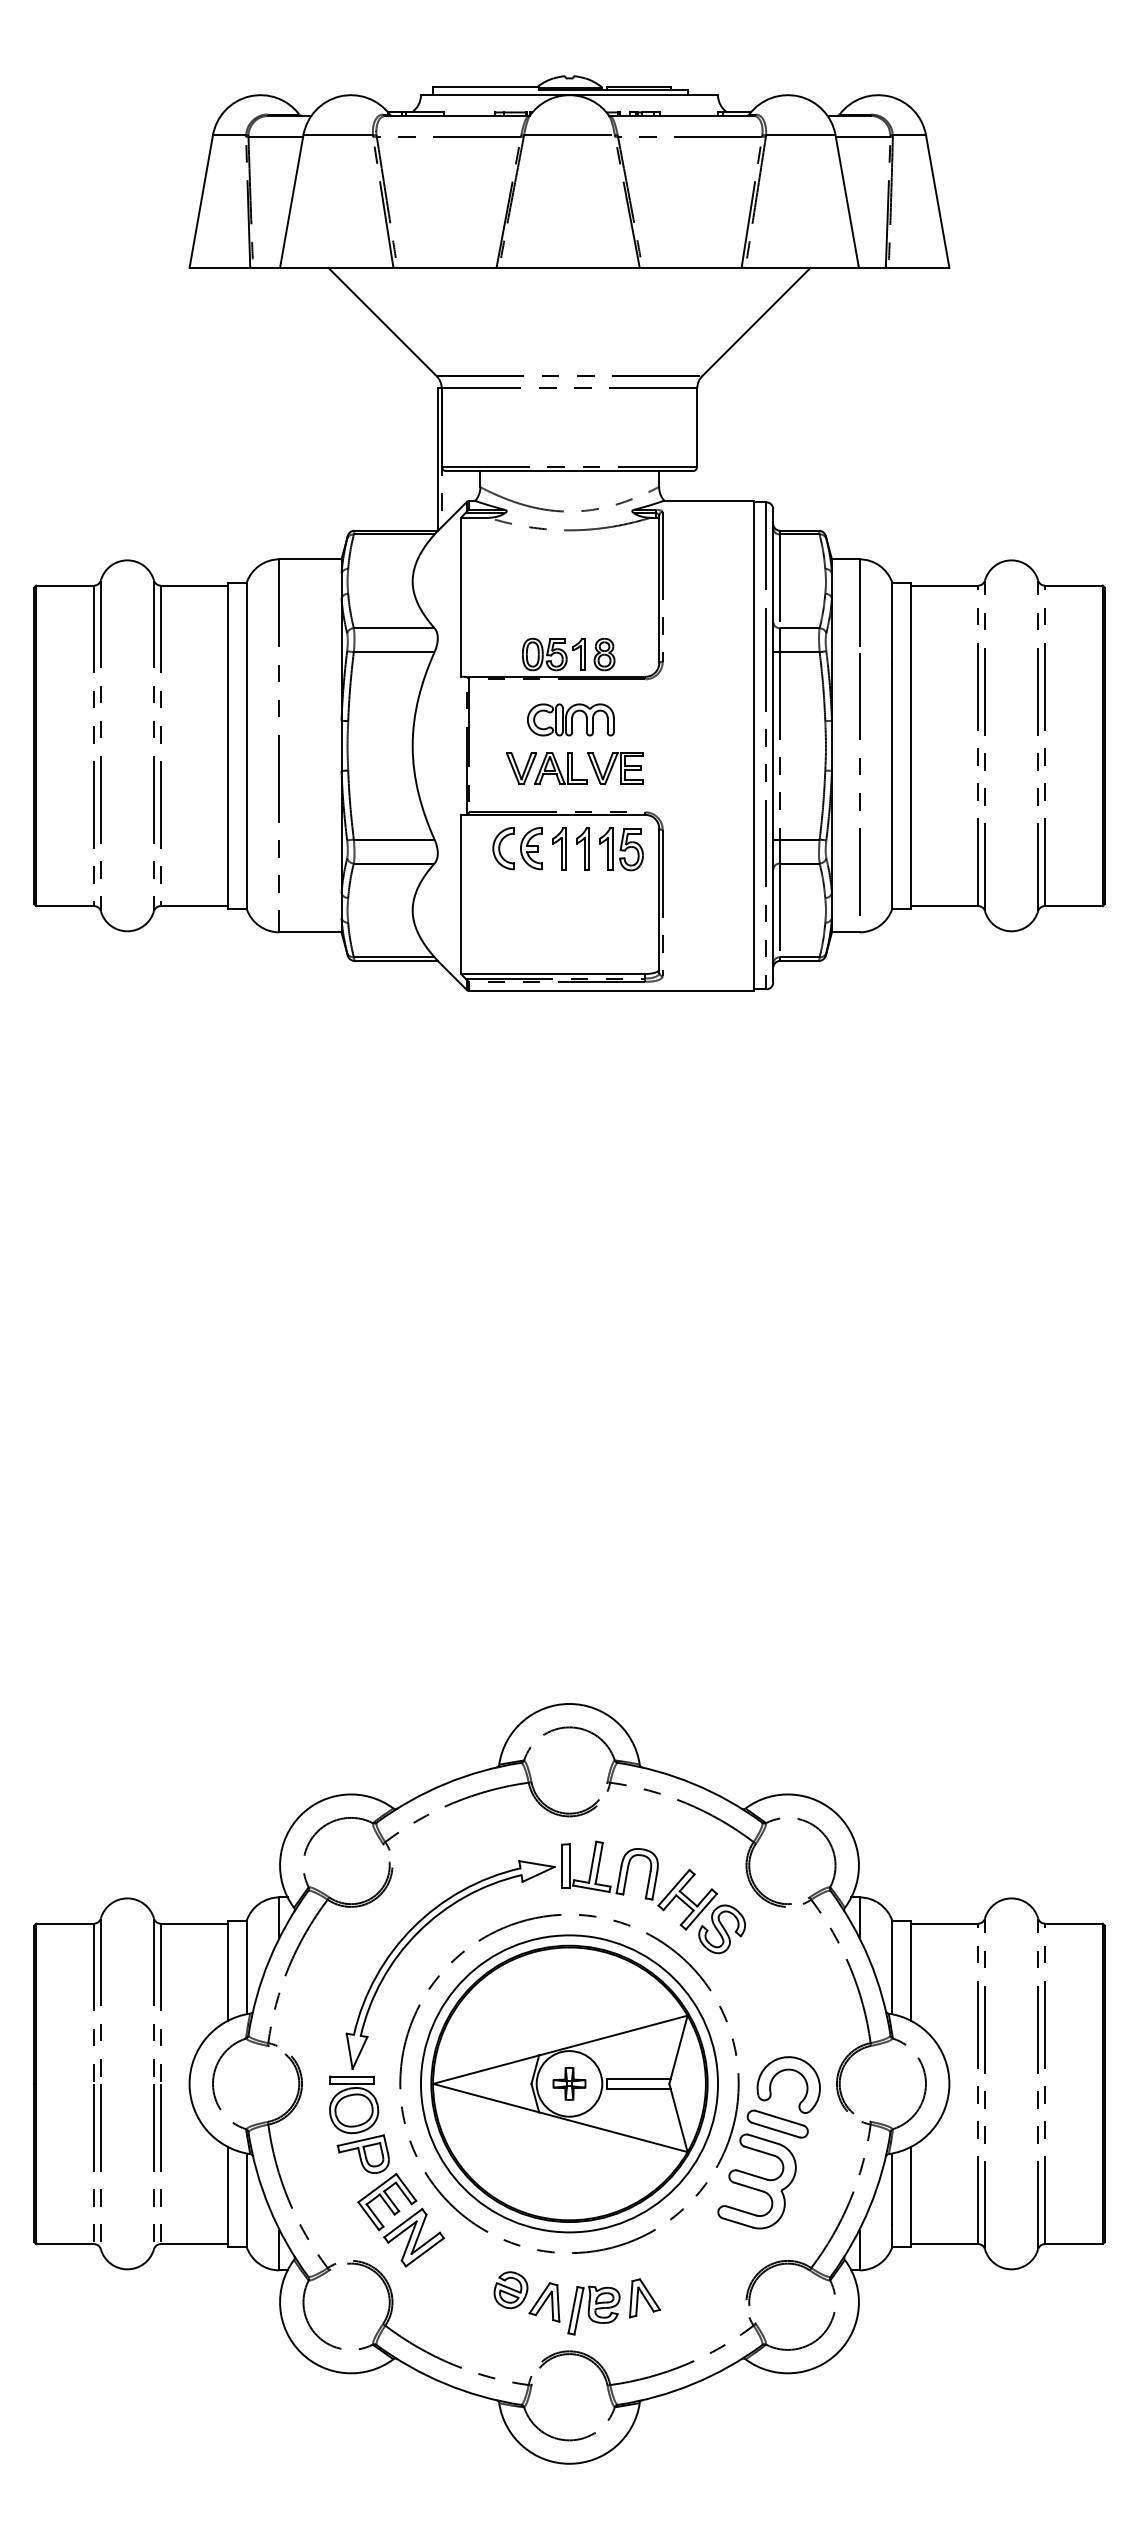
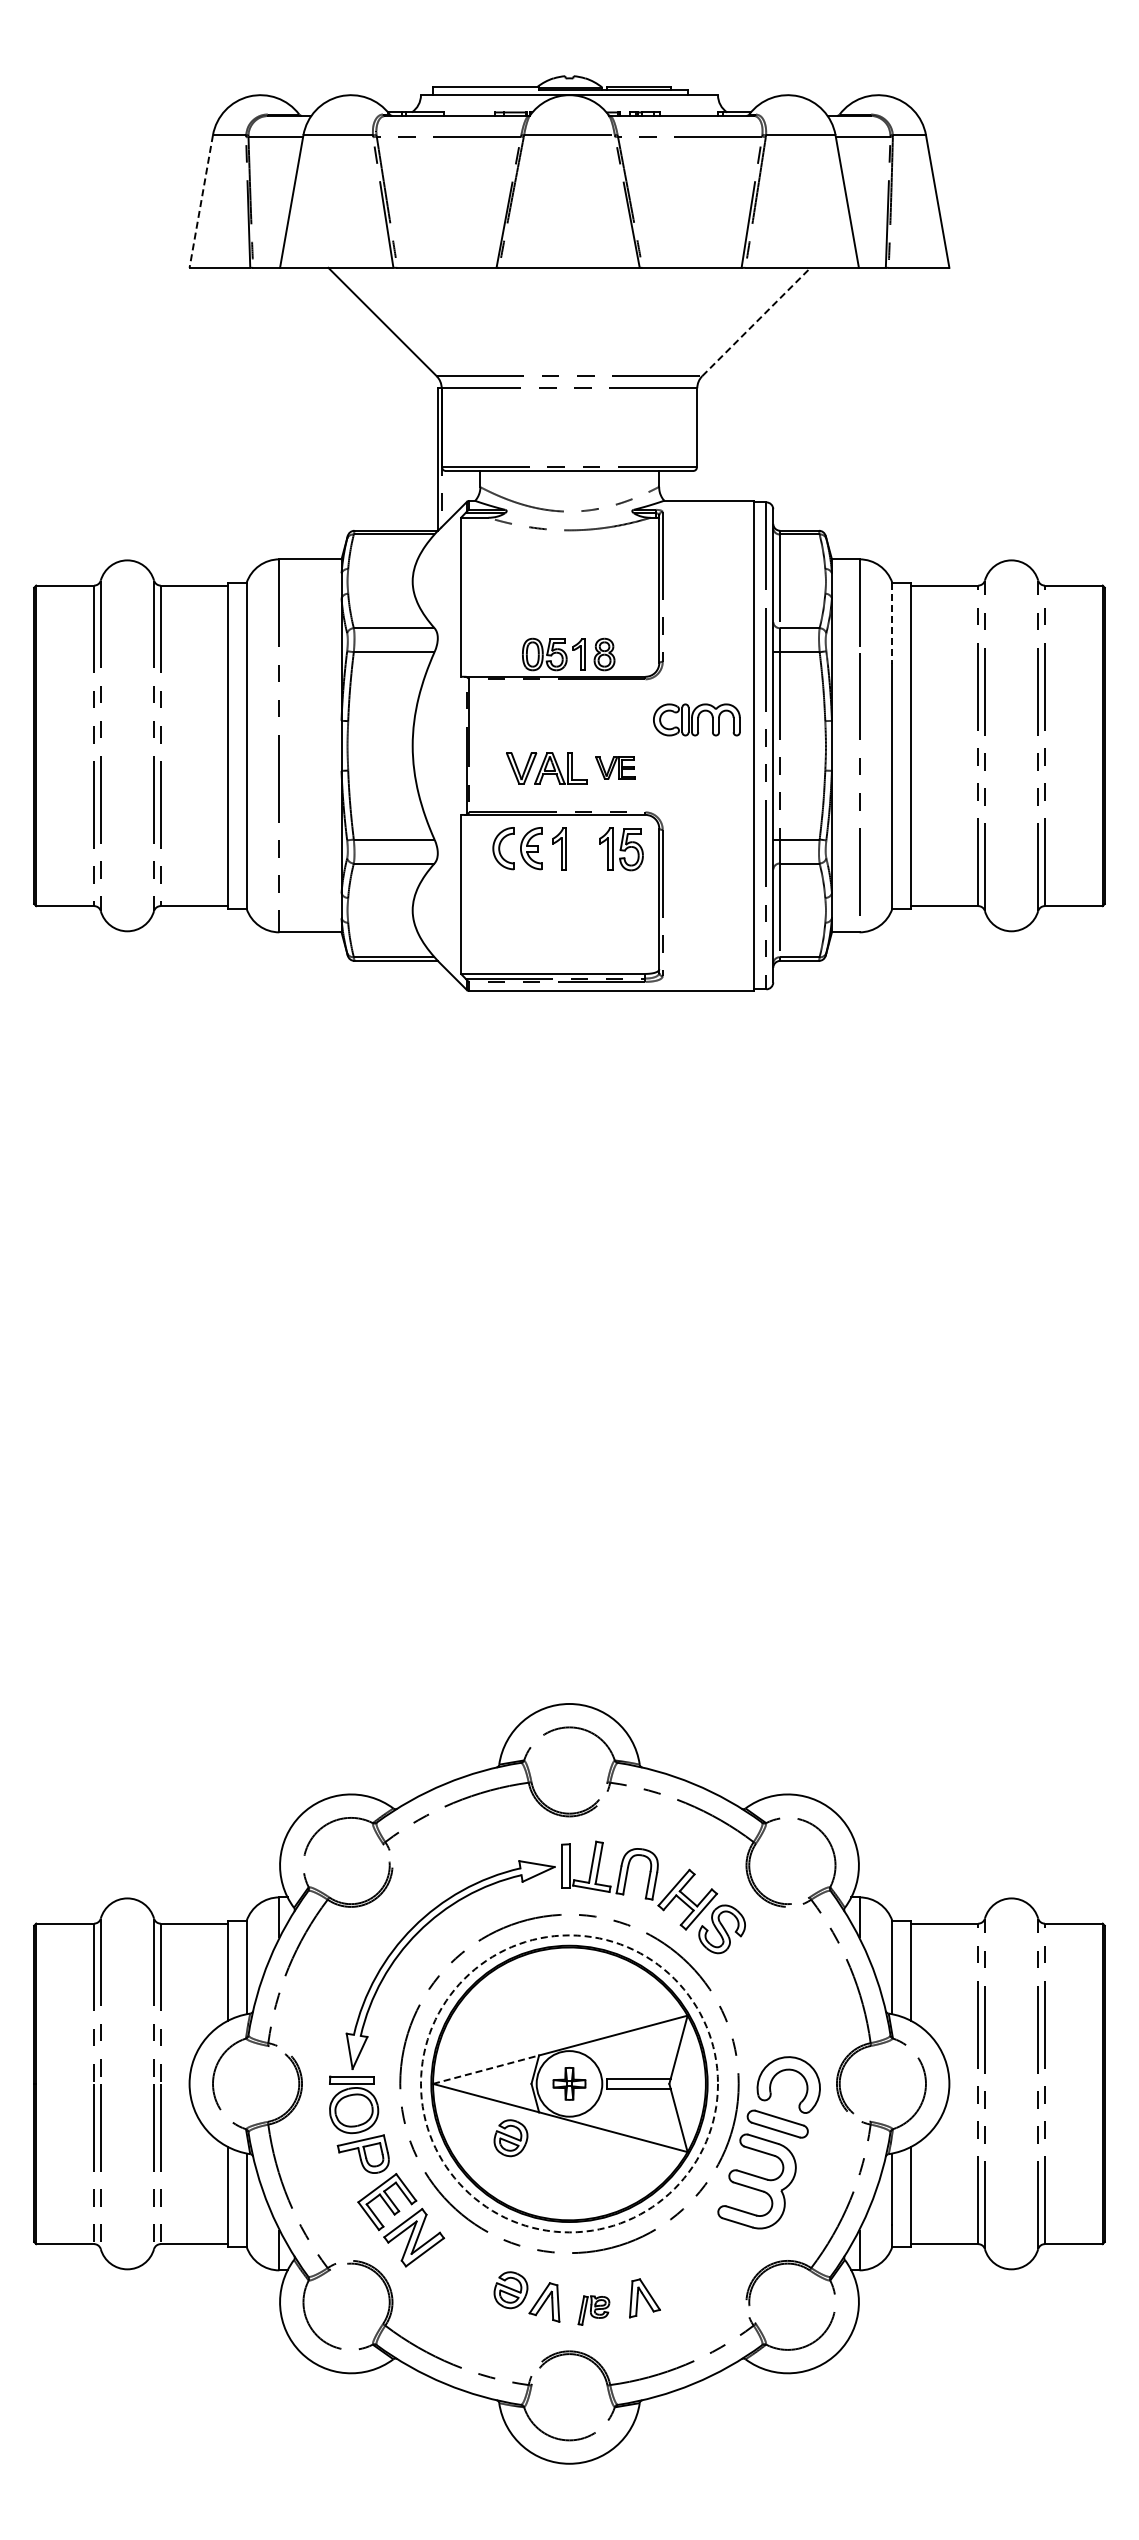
line: solid -> dashed (201, 202)
line: solid -> dashed (756, 321)
line: solid -> dashed (892, 623)
part position: (570, 719) -> (696, 719) (696, 719)
part size: 57x33 px -> 41x24 px (615, 767)
part: present -> none (582, 848)
line: solid -> dashed (486, 2069)
circle: solid -> dashed (569, 2083)
part: none -> present (510, 2138)
part size: 54x51 px -> 34x31 px (593, 2310)
